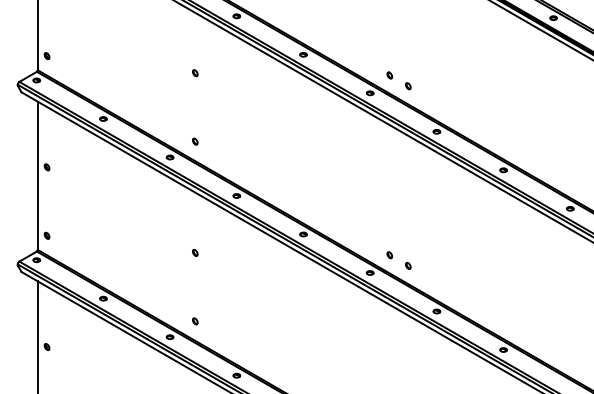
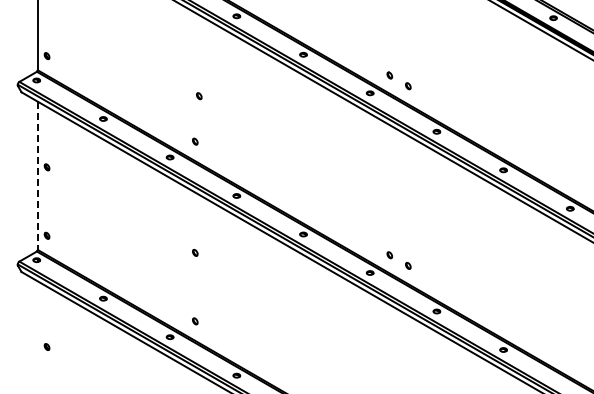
part position: (195, 73) -> (199, 96) (199, 96)
line: solid -> dashed (37, 176)
line: present -> none (37, 335)
